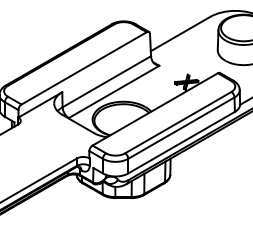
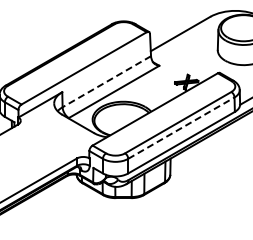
line: solid -> dashed (106, 81)
line: solid -> dashed (181, 127)
